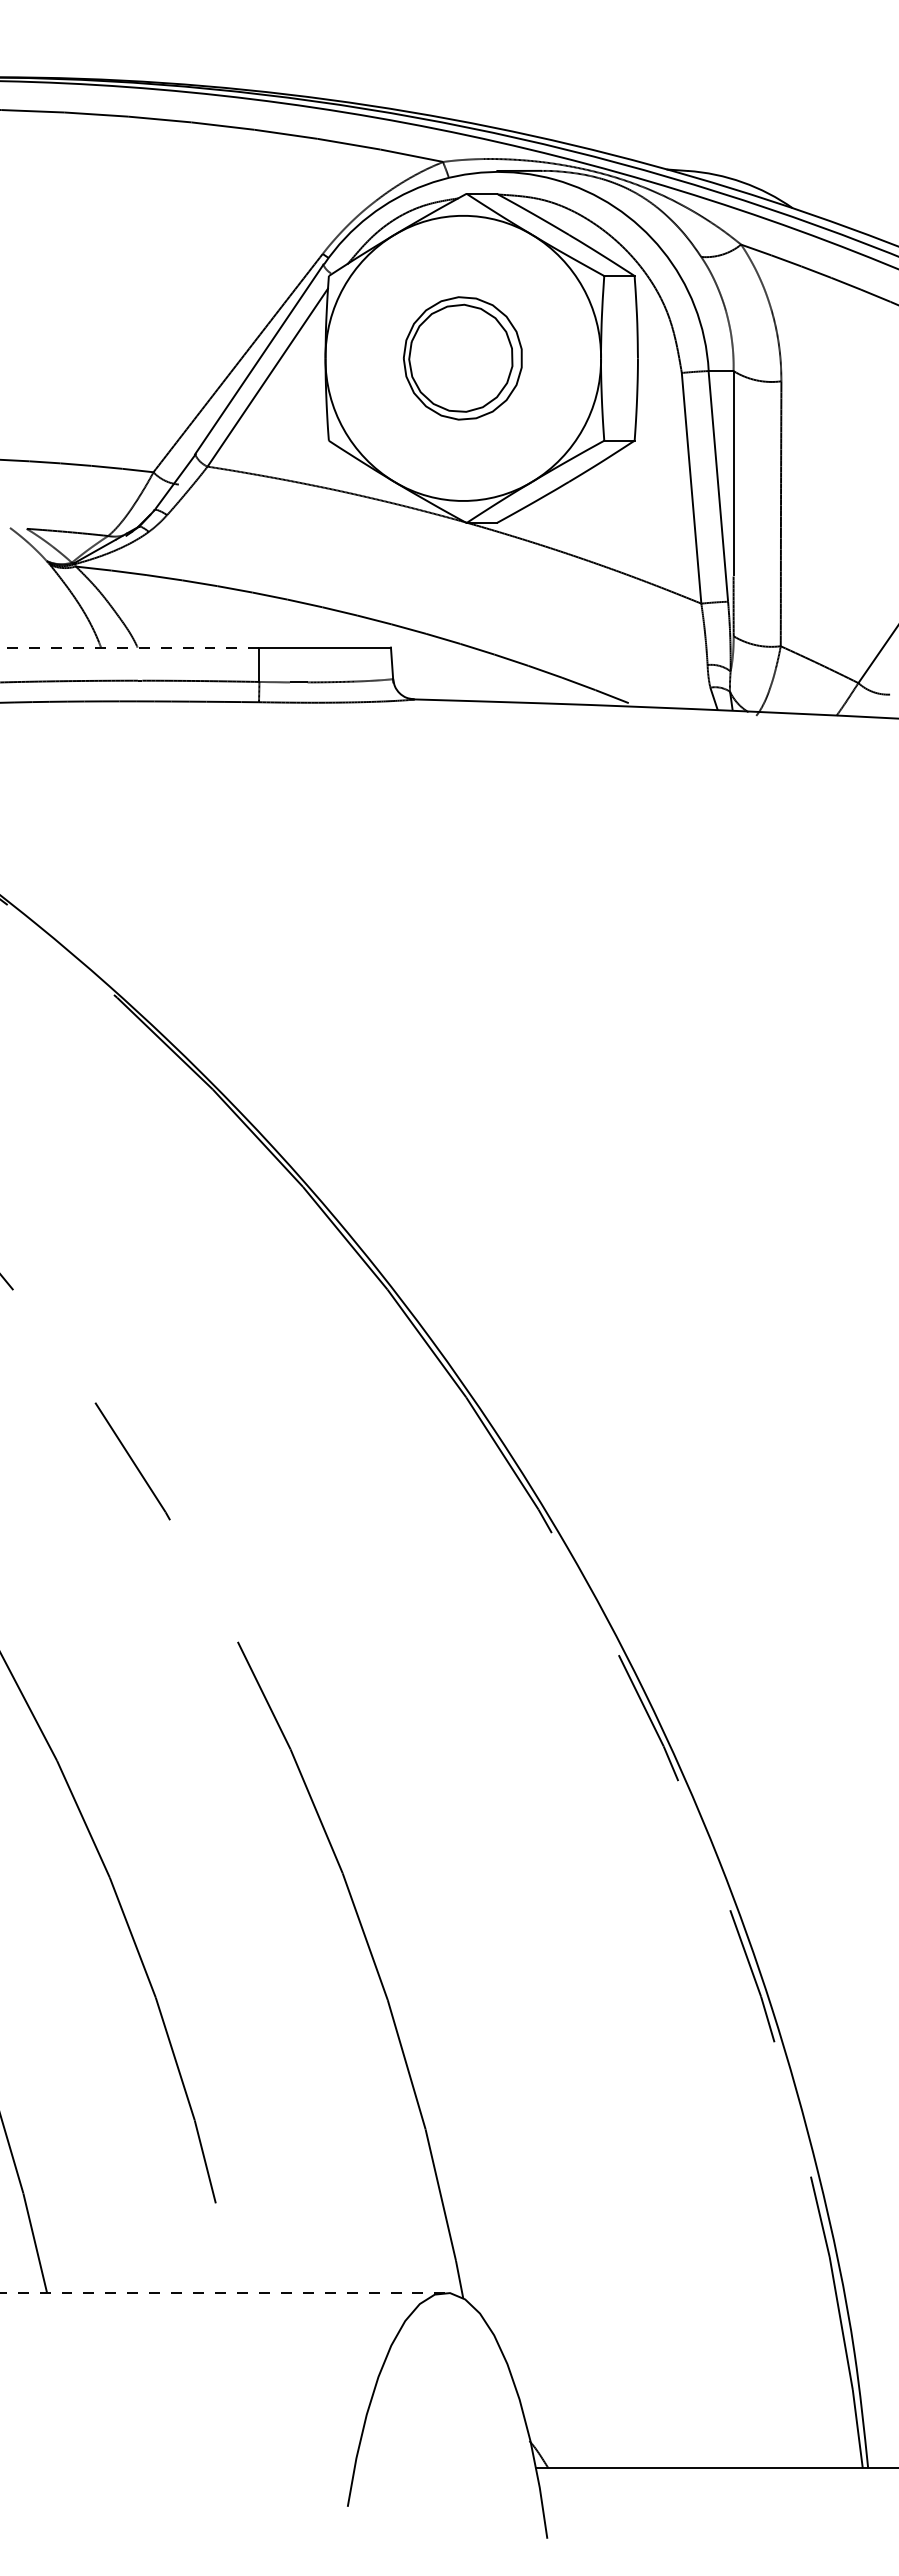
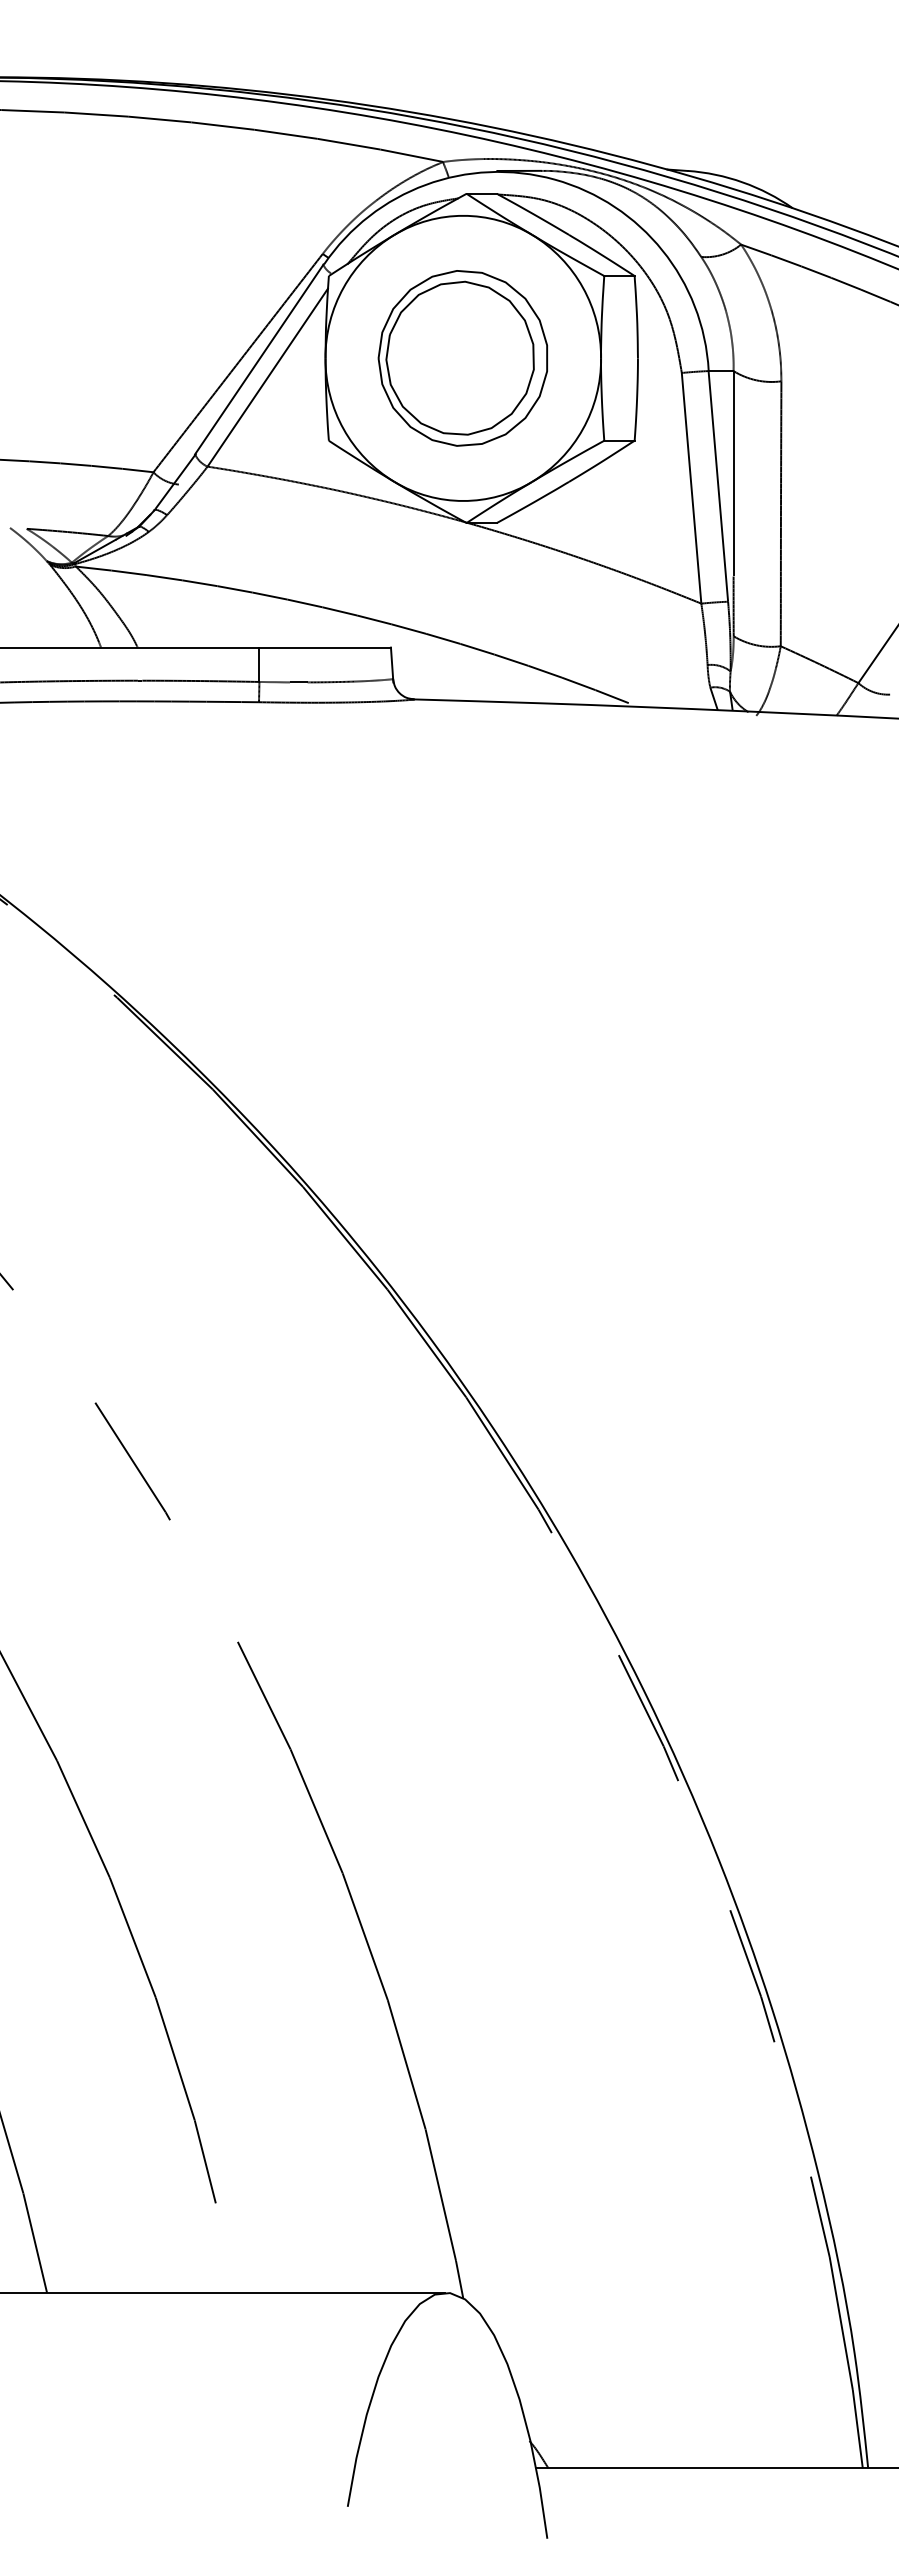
part size: 121x125 px -> 171x177 px (462, 358)
line: dashed -> solid (129, 647)
line: dashed -> solid (222, 2292)
